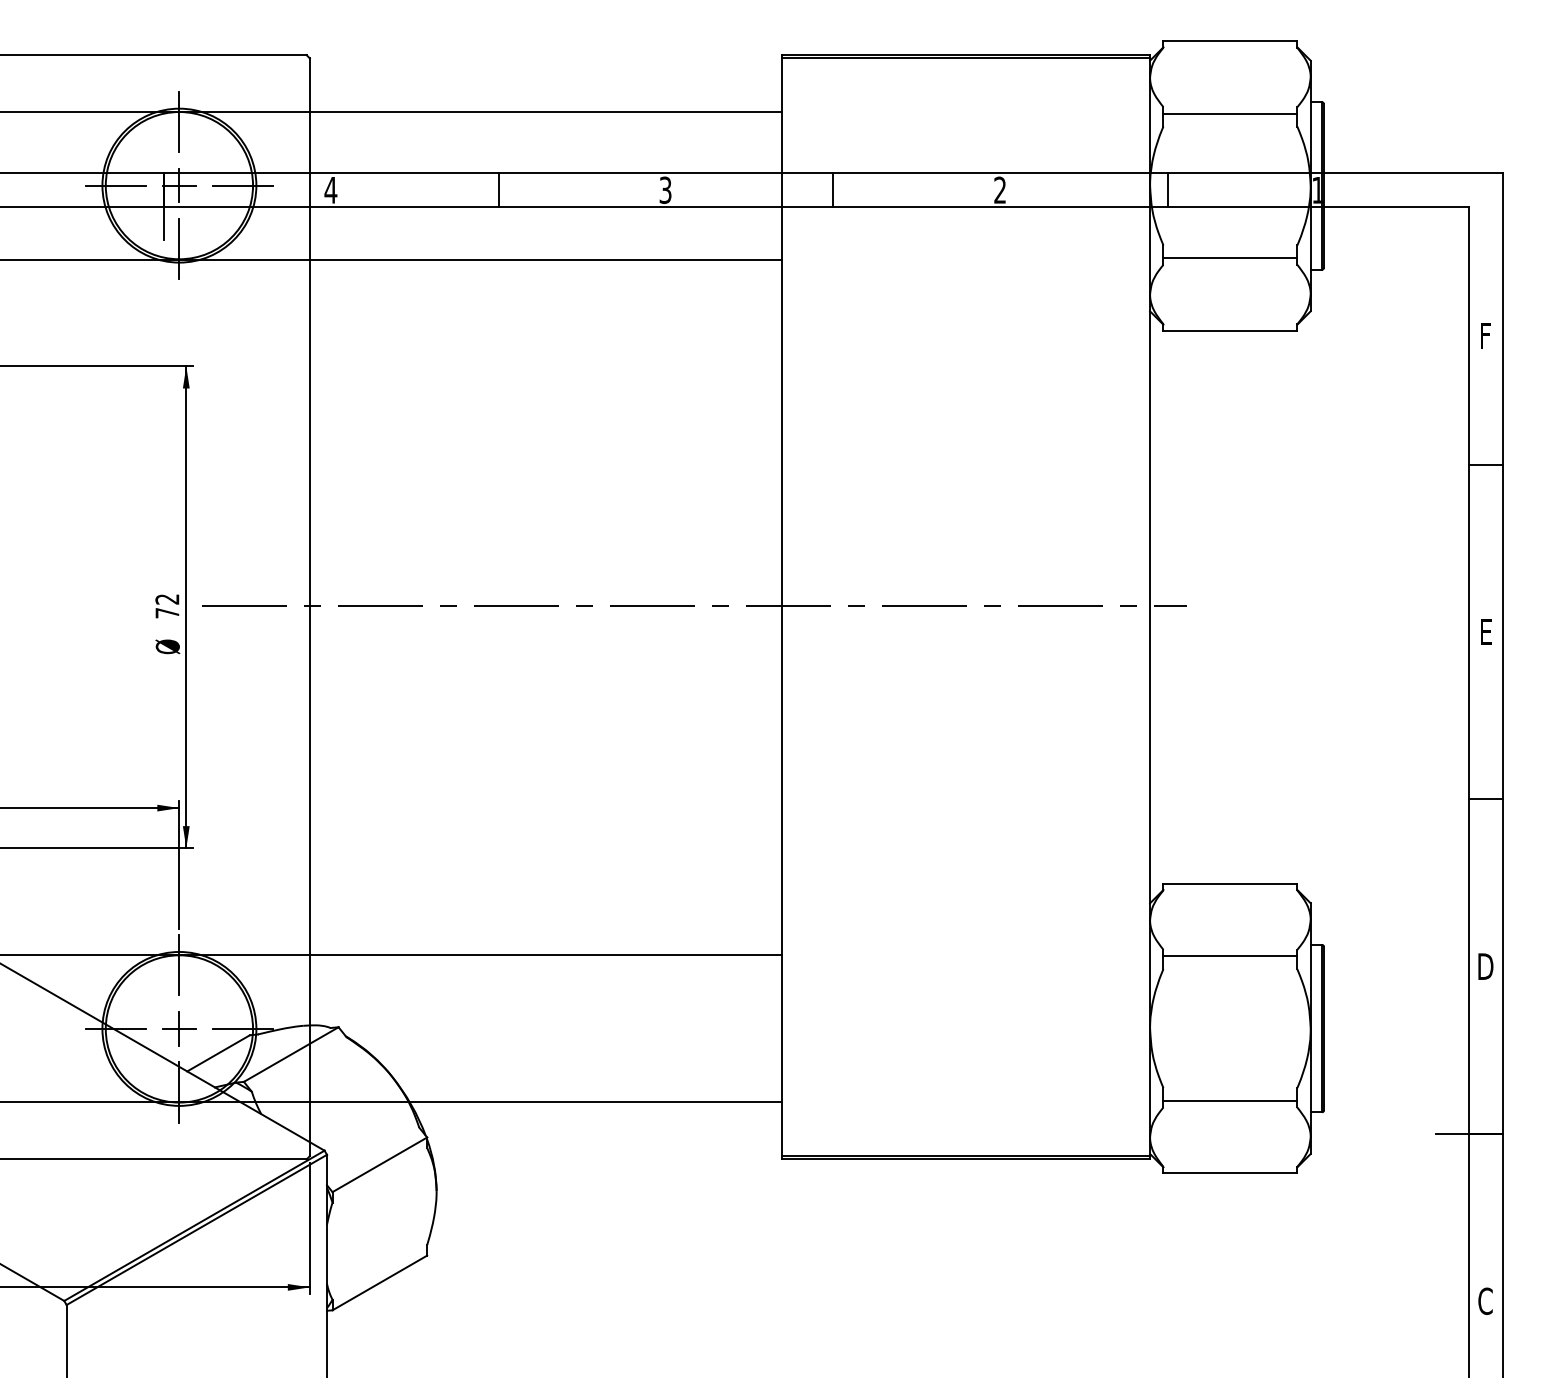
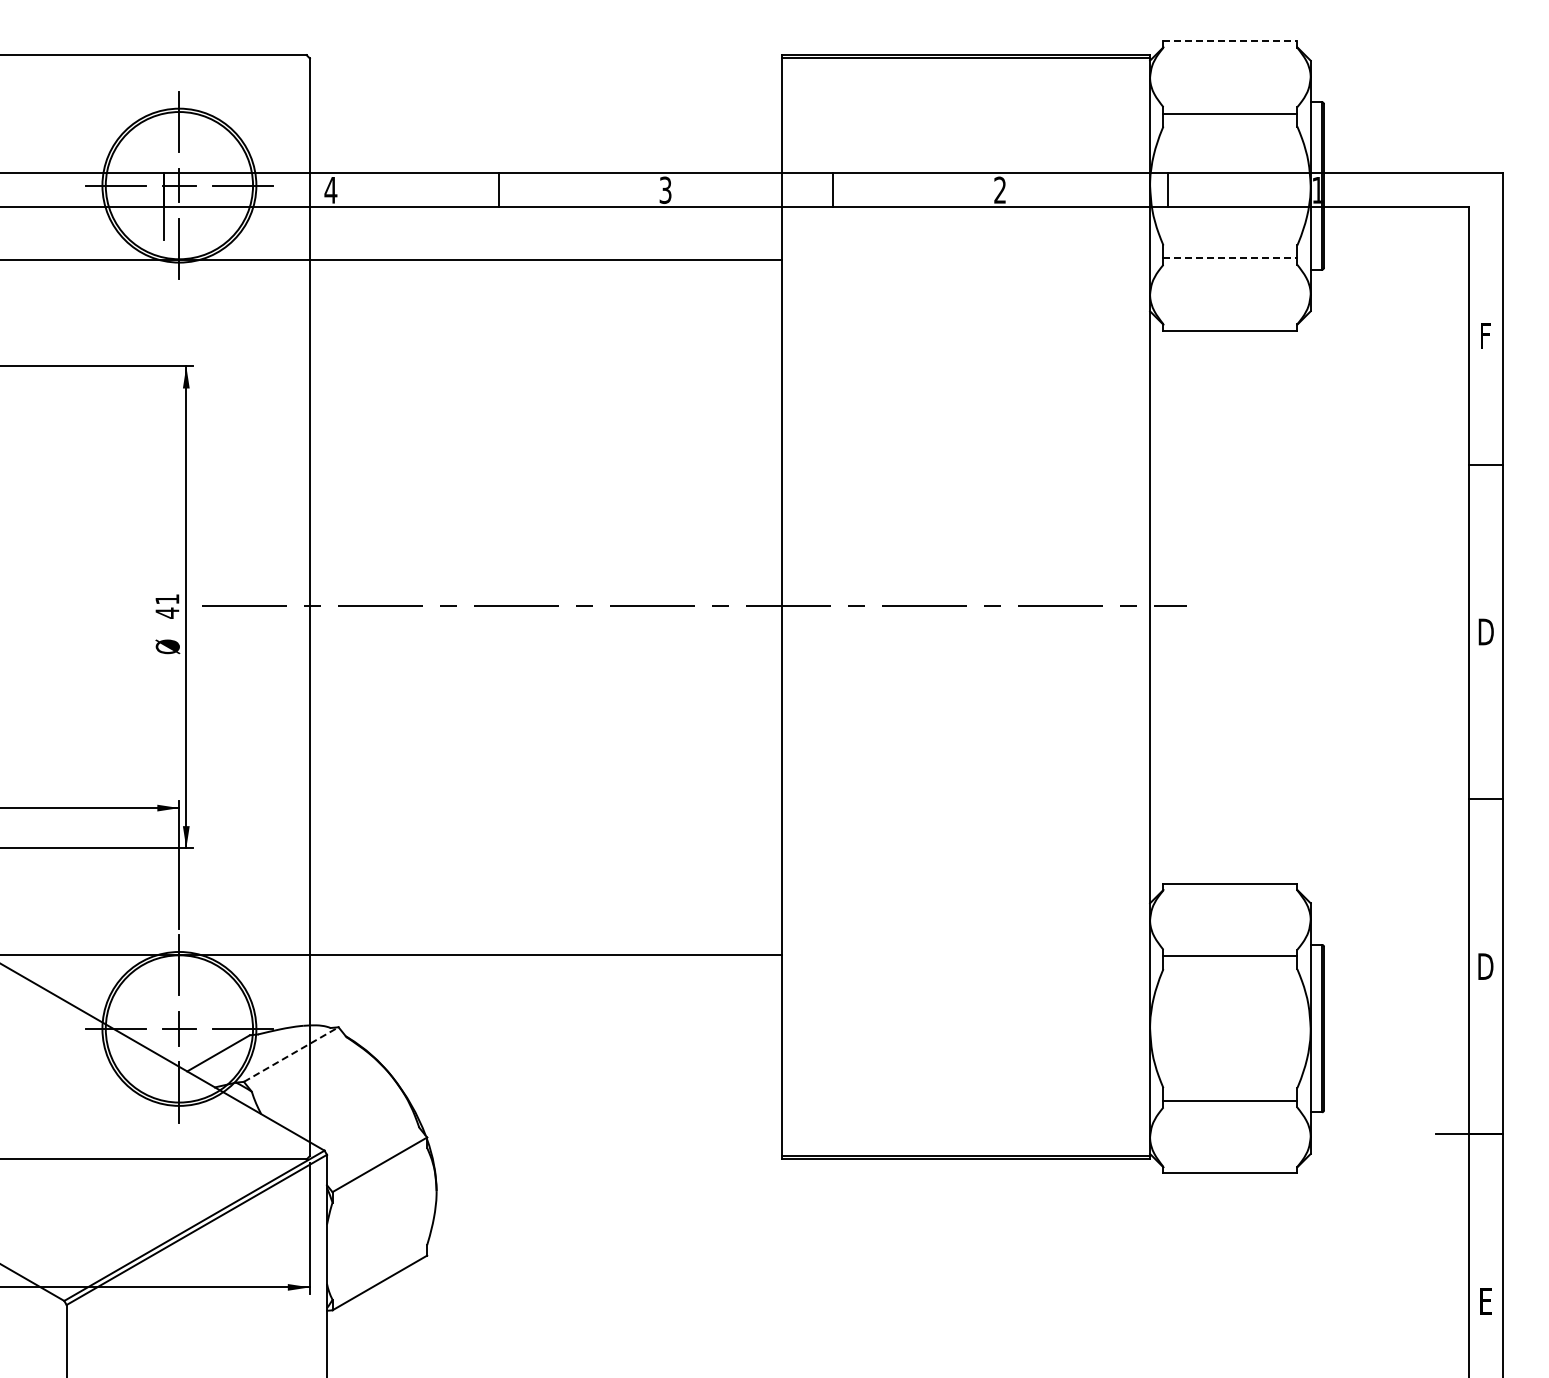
line: solid -> dashed (1230, 41)
line: present -> none (391, 112)
line: solid -> dashed (1230, 258)
text: 72 -> 41 (167, 606)
text: E -> D (1485, 631)
line: solid -> dashed (291, 1054)
line: present -> none (391, 1102)
text: C -> E (1485, 1300)
